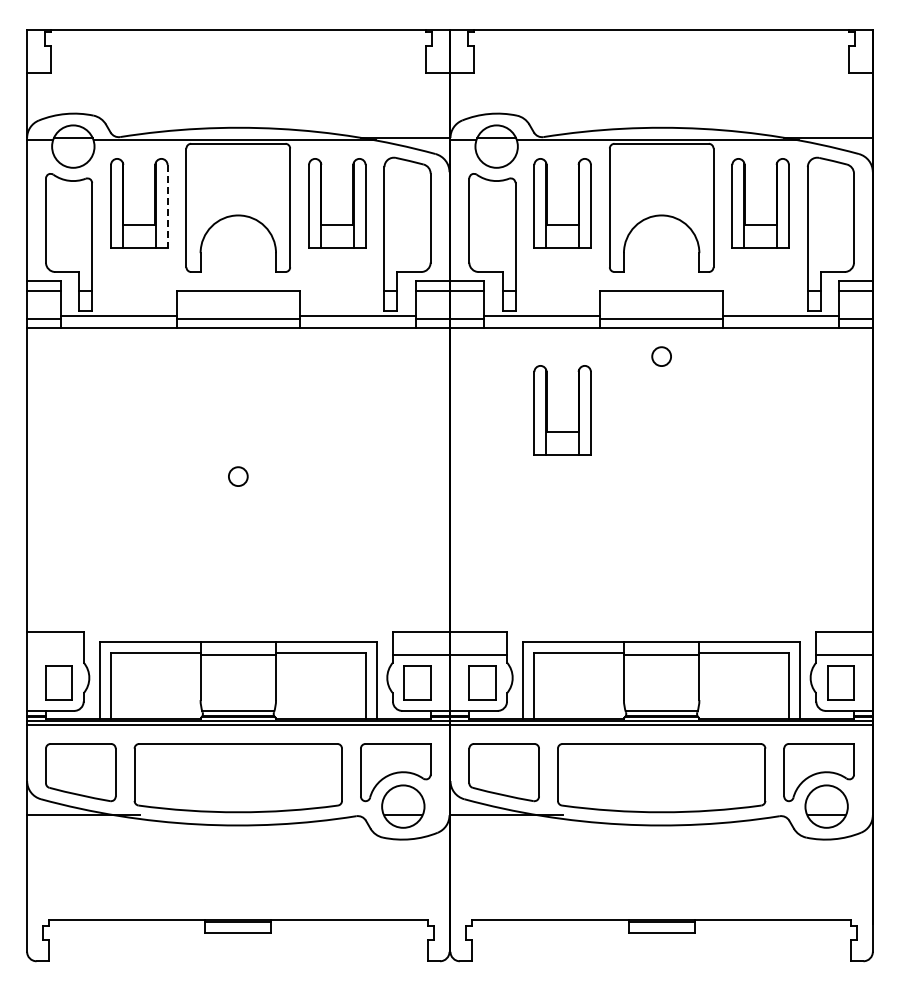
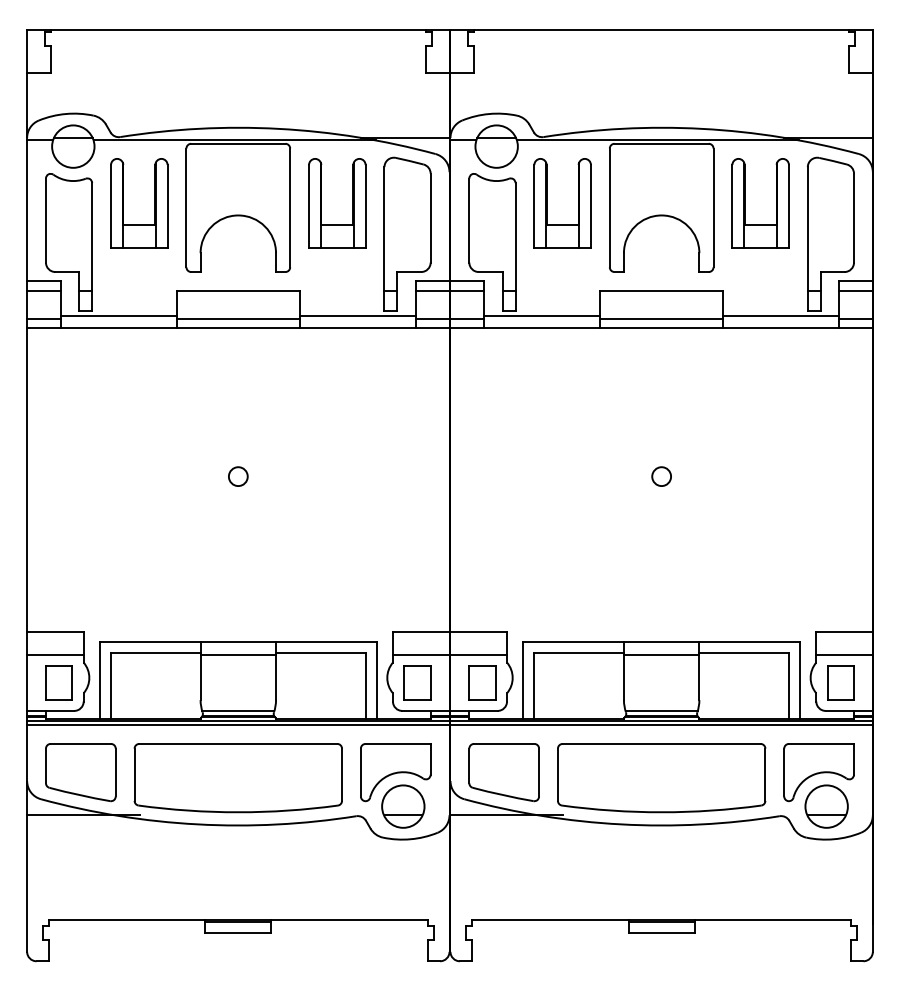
line: dashed -> solid (167, 206)
circle position: (661, 356) -> (661, 476) (661, 476)
part: present -> none (547, 410)
line: none -> present (55, 655)
